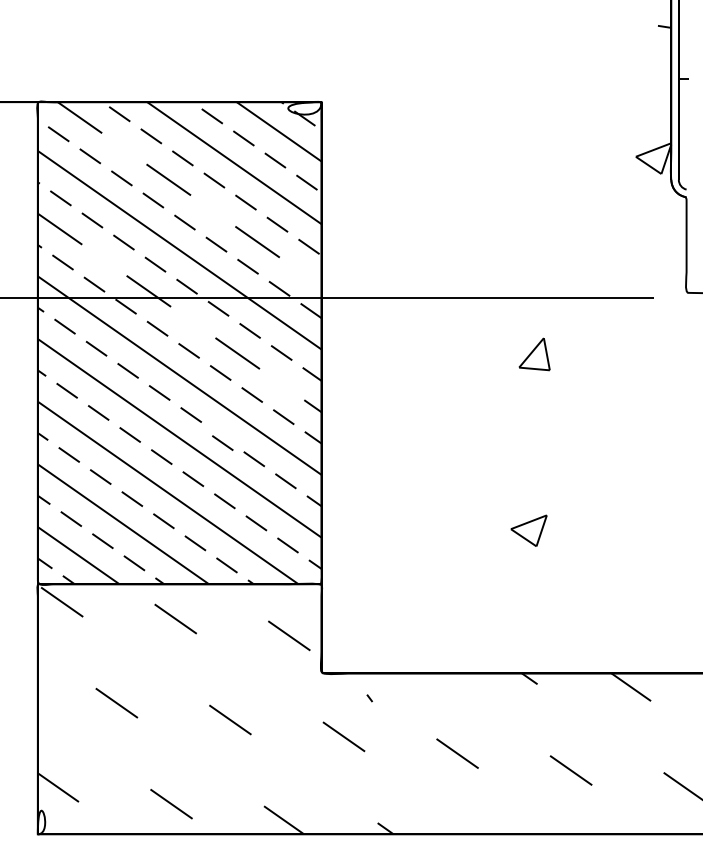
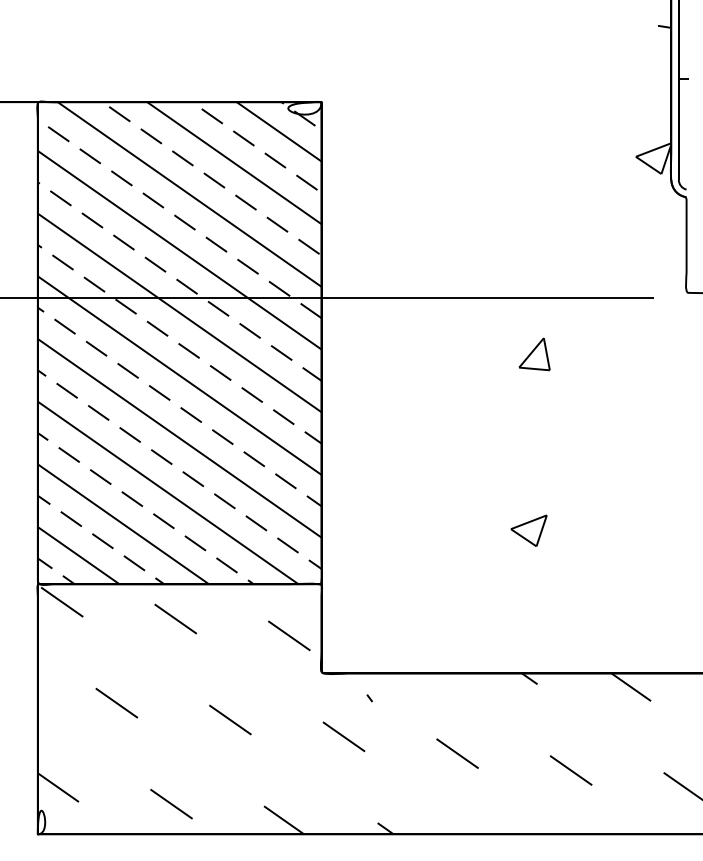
line: dashed -> solid (190, 194)
line: dashed -> solid (180, 313)
line position: (222, 442) -> (222, 436) (222, 436)
